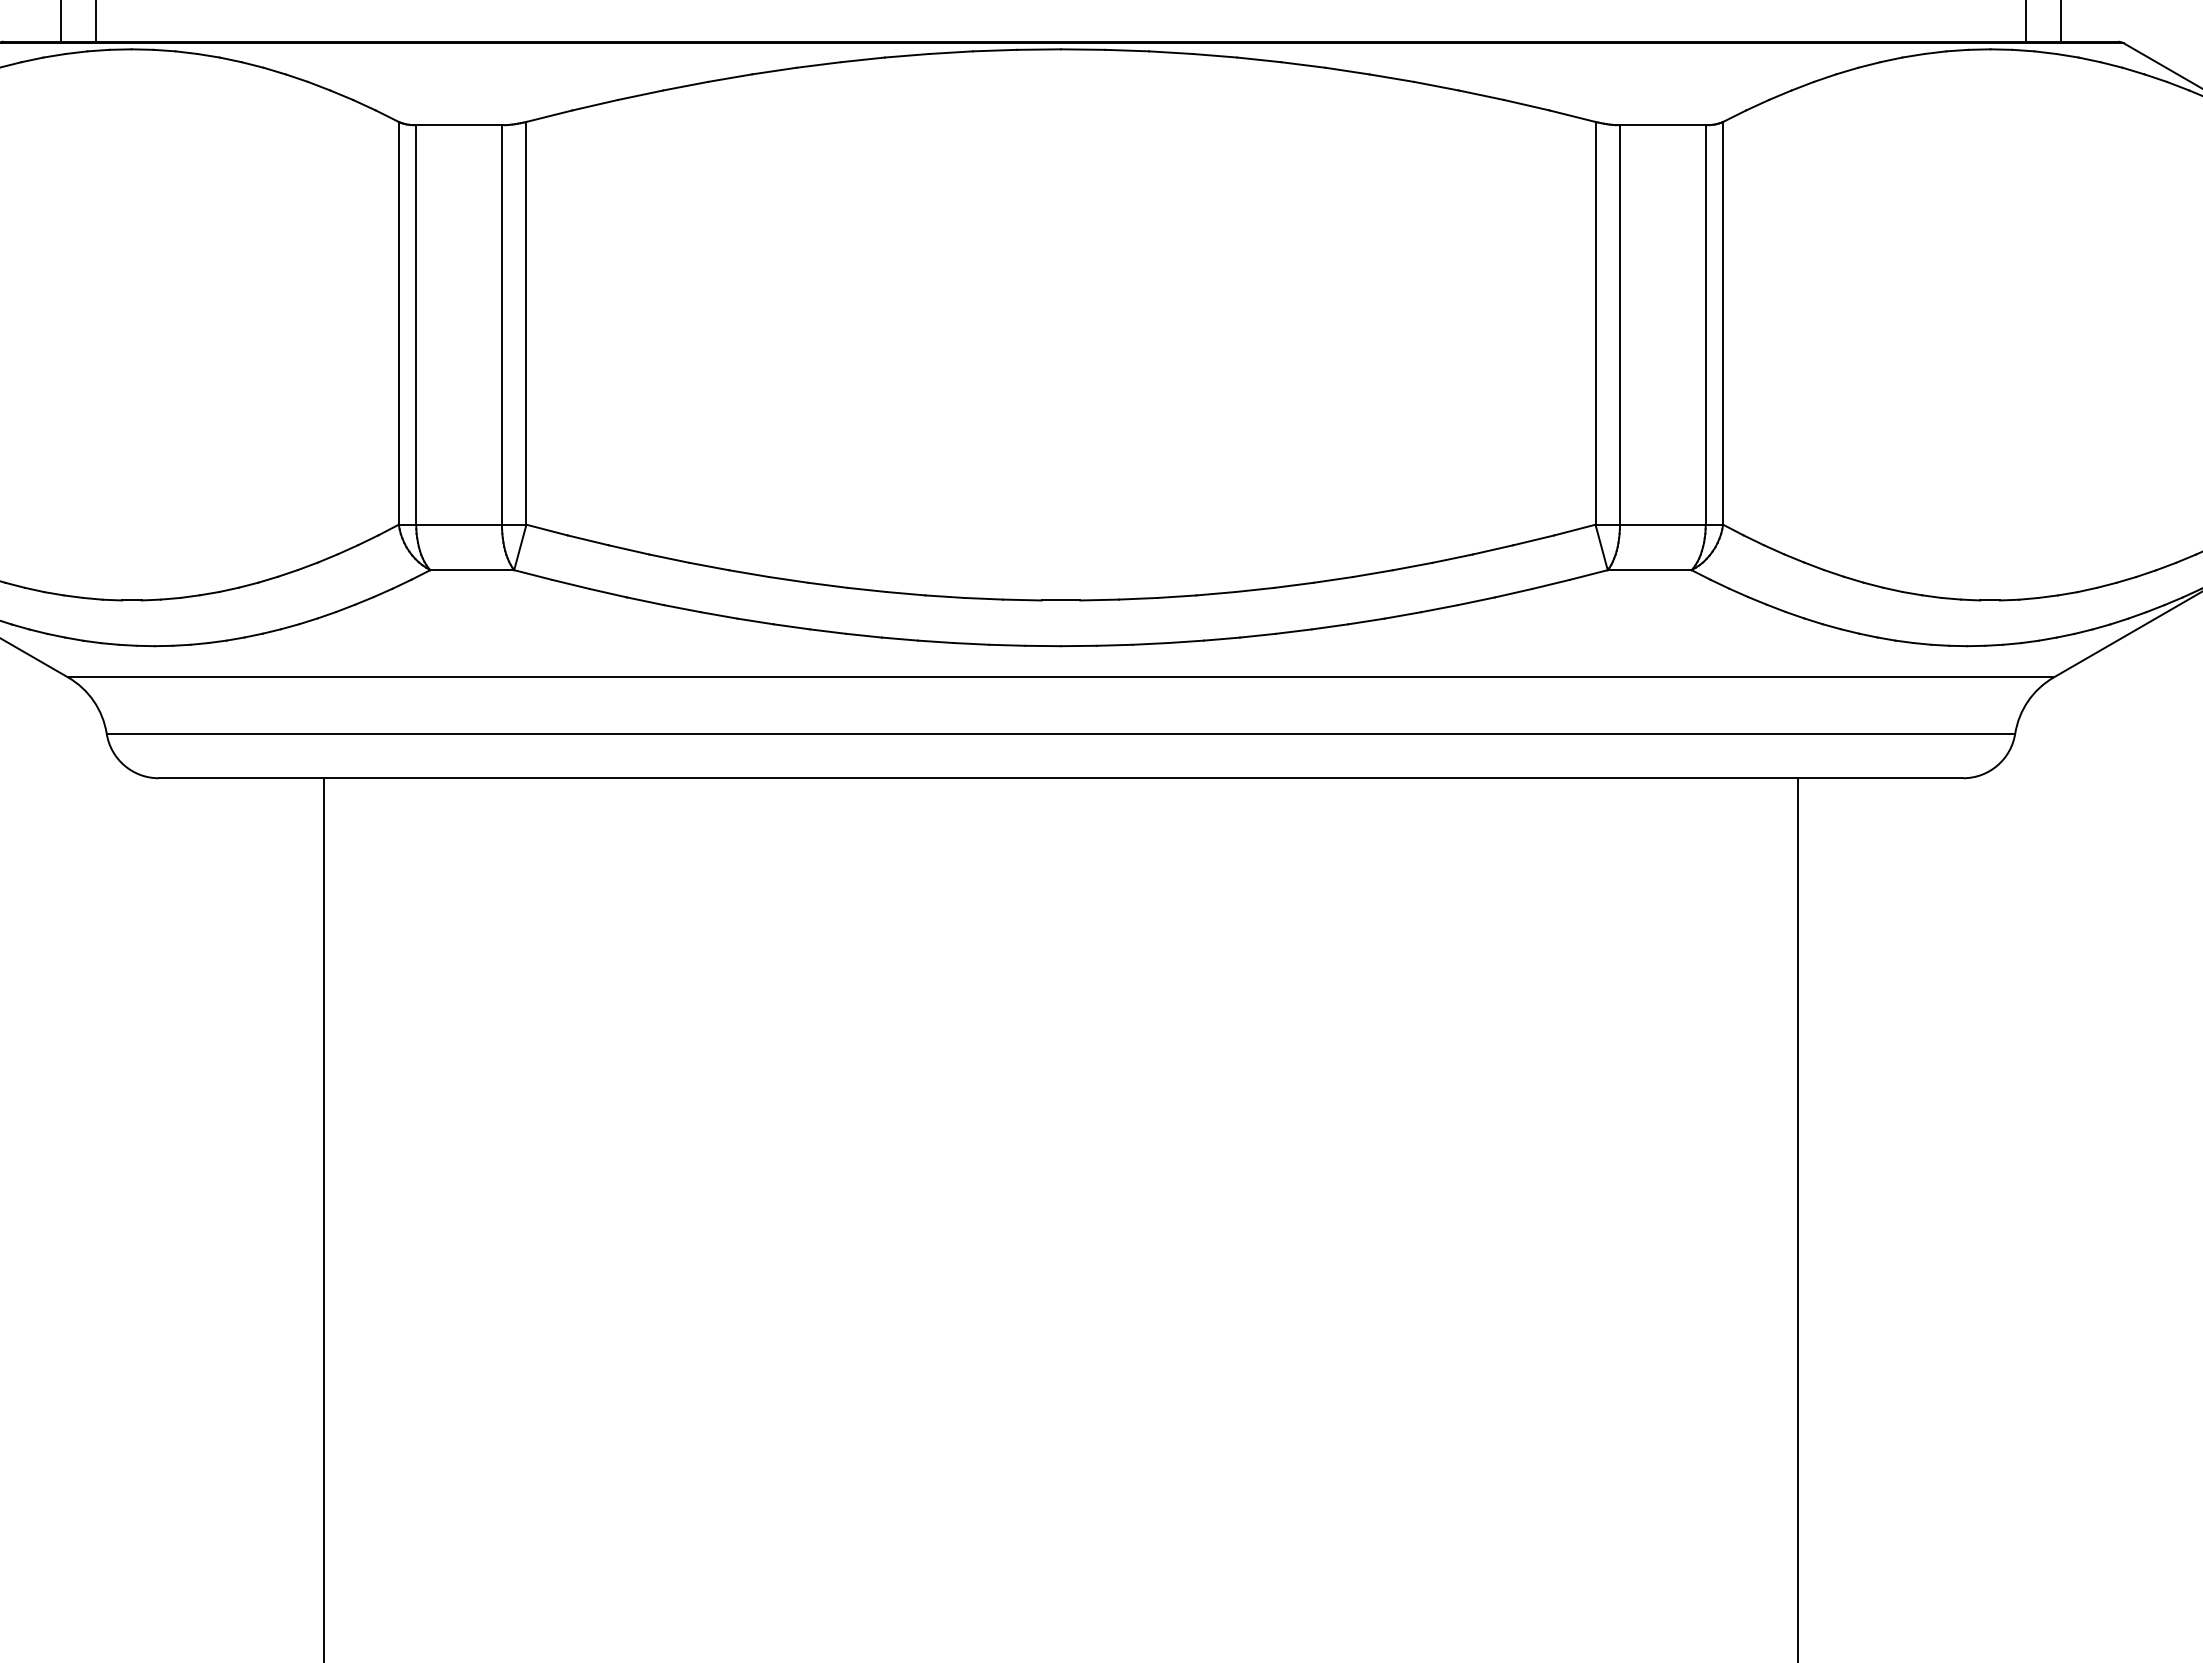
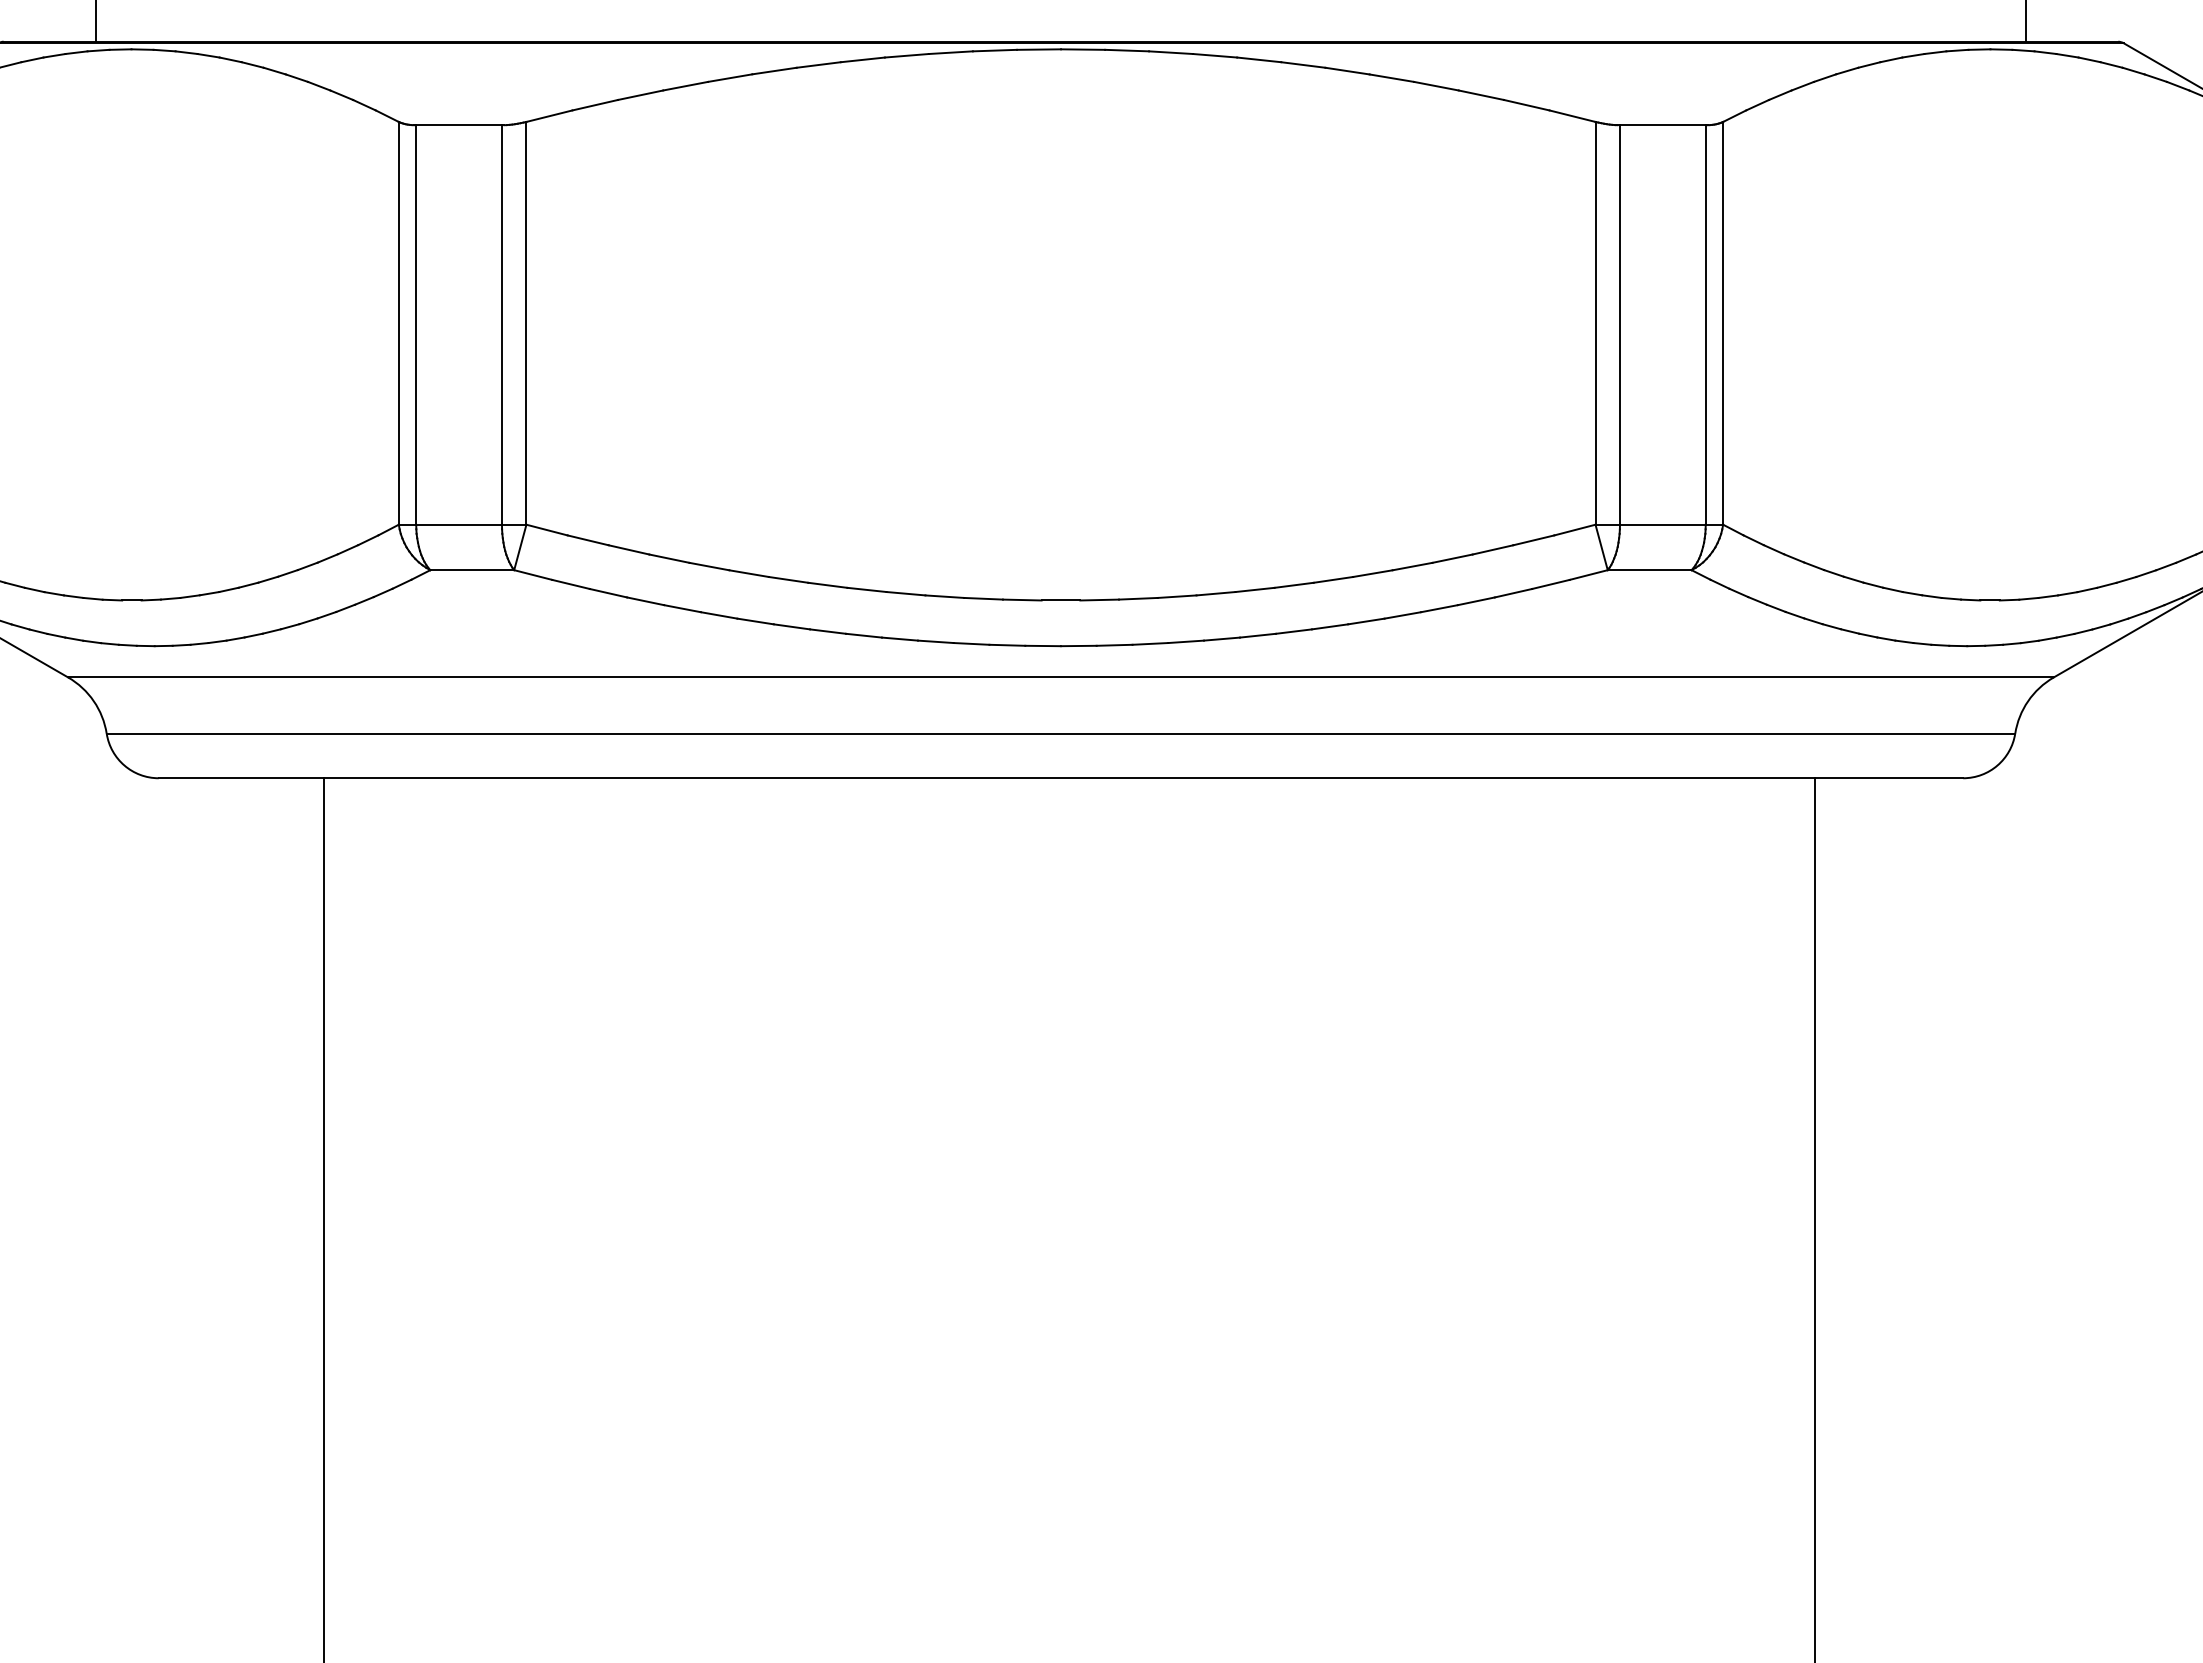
line: present -> none (61, 21)
line: present -> none (2060, 21)
line position: (1797, 1218) -> (1814, 1218) (1814, 1218)
